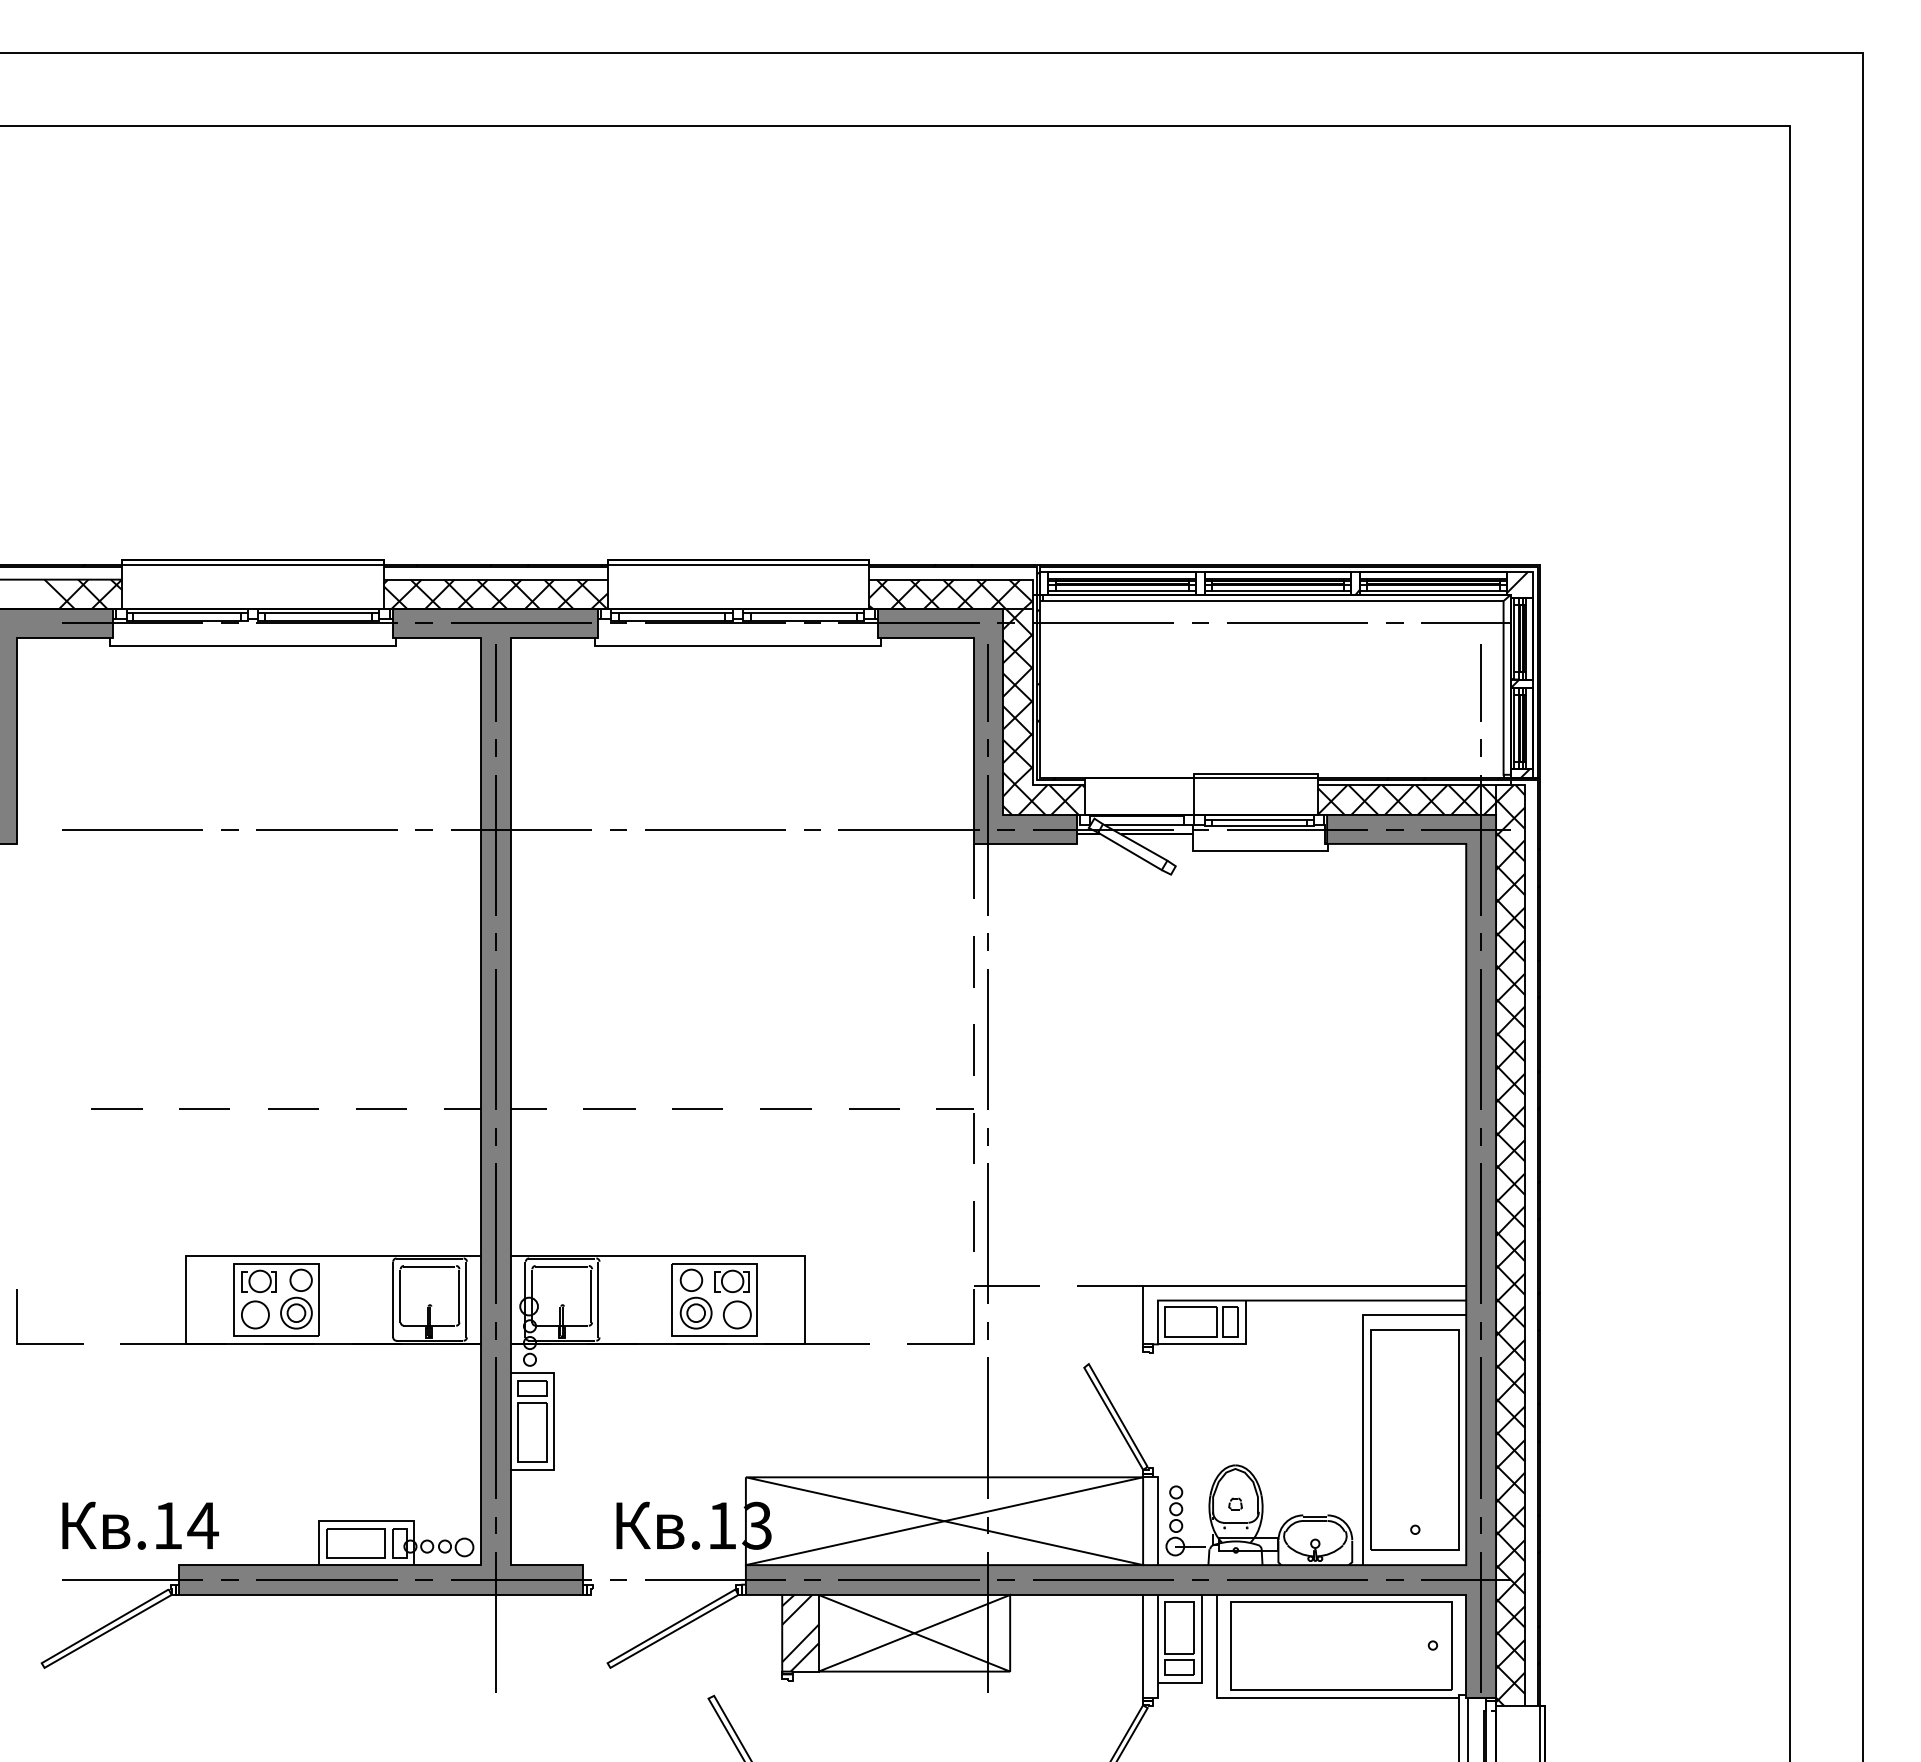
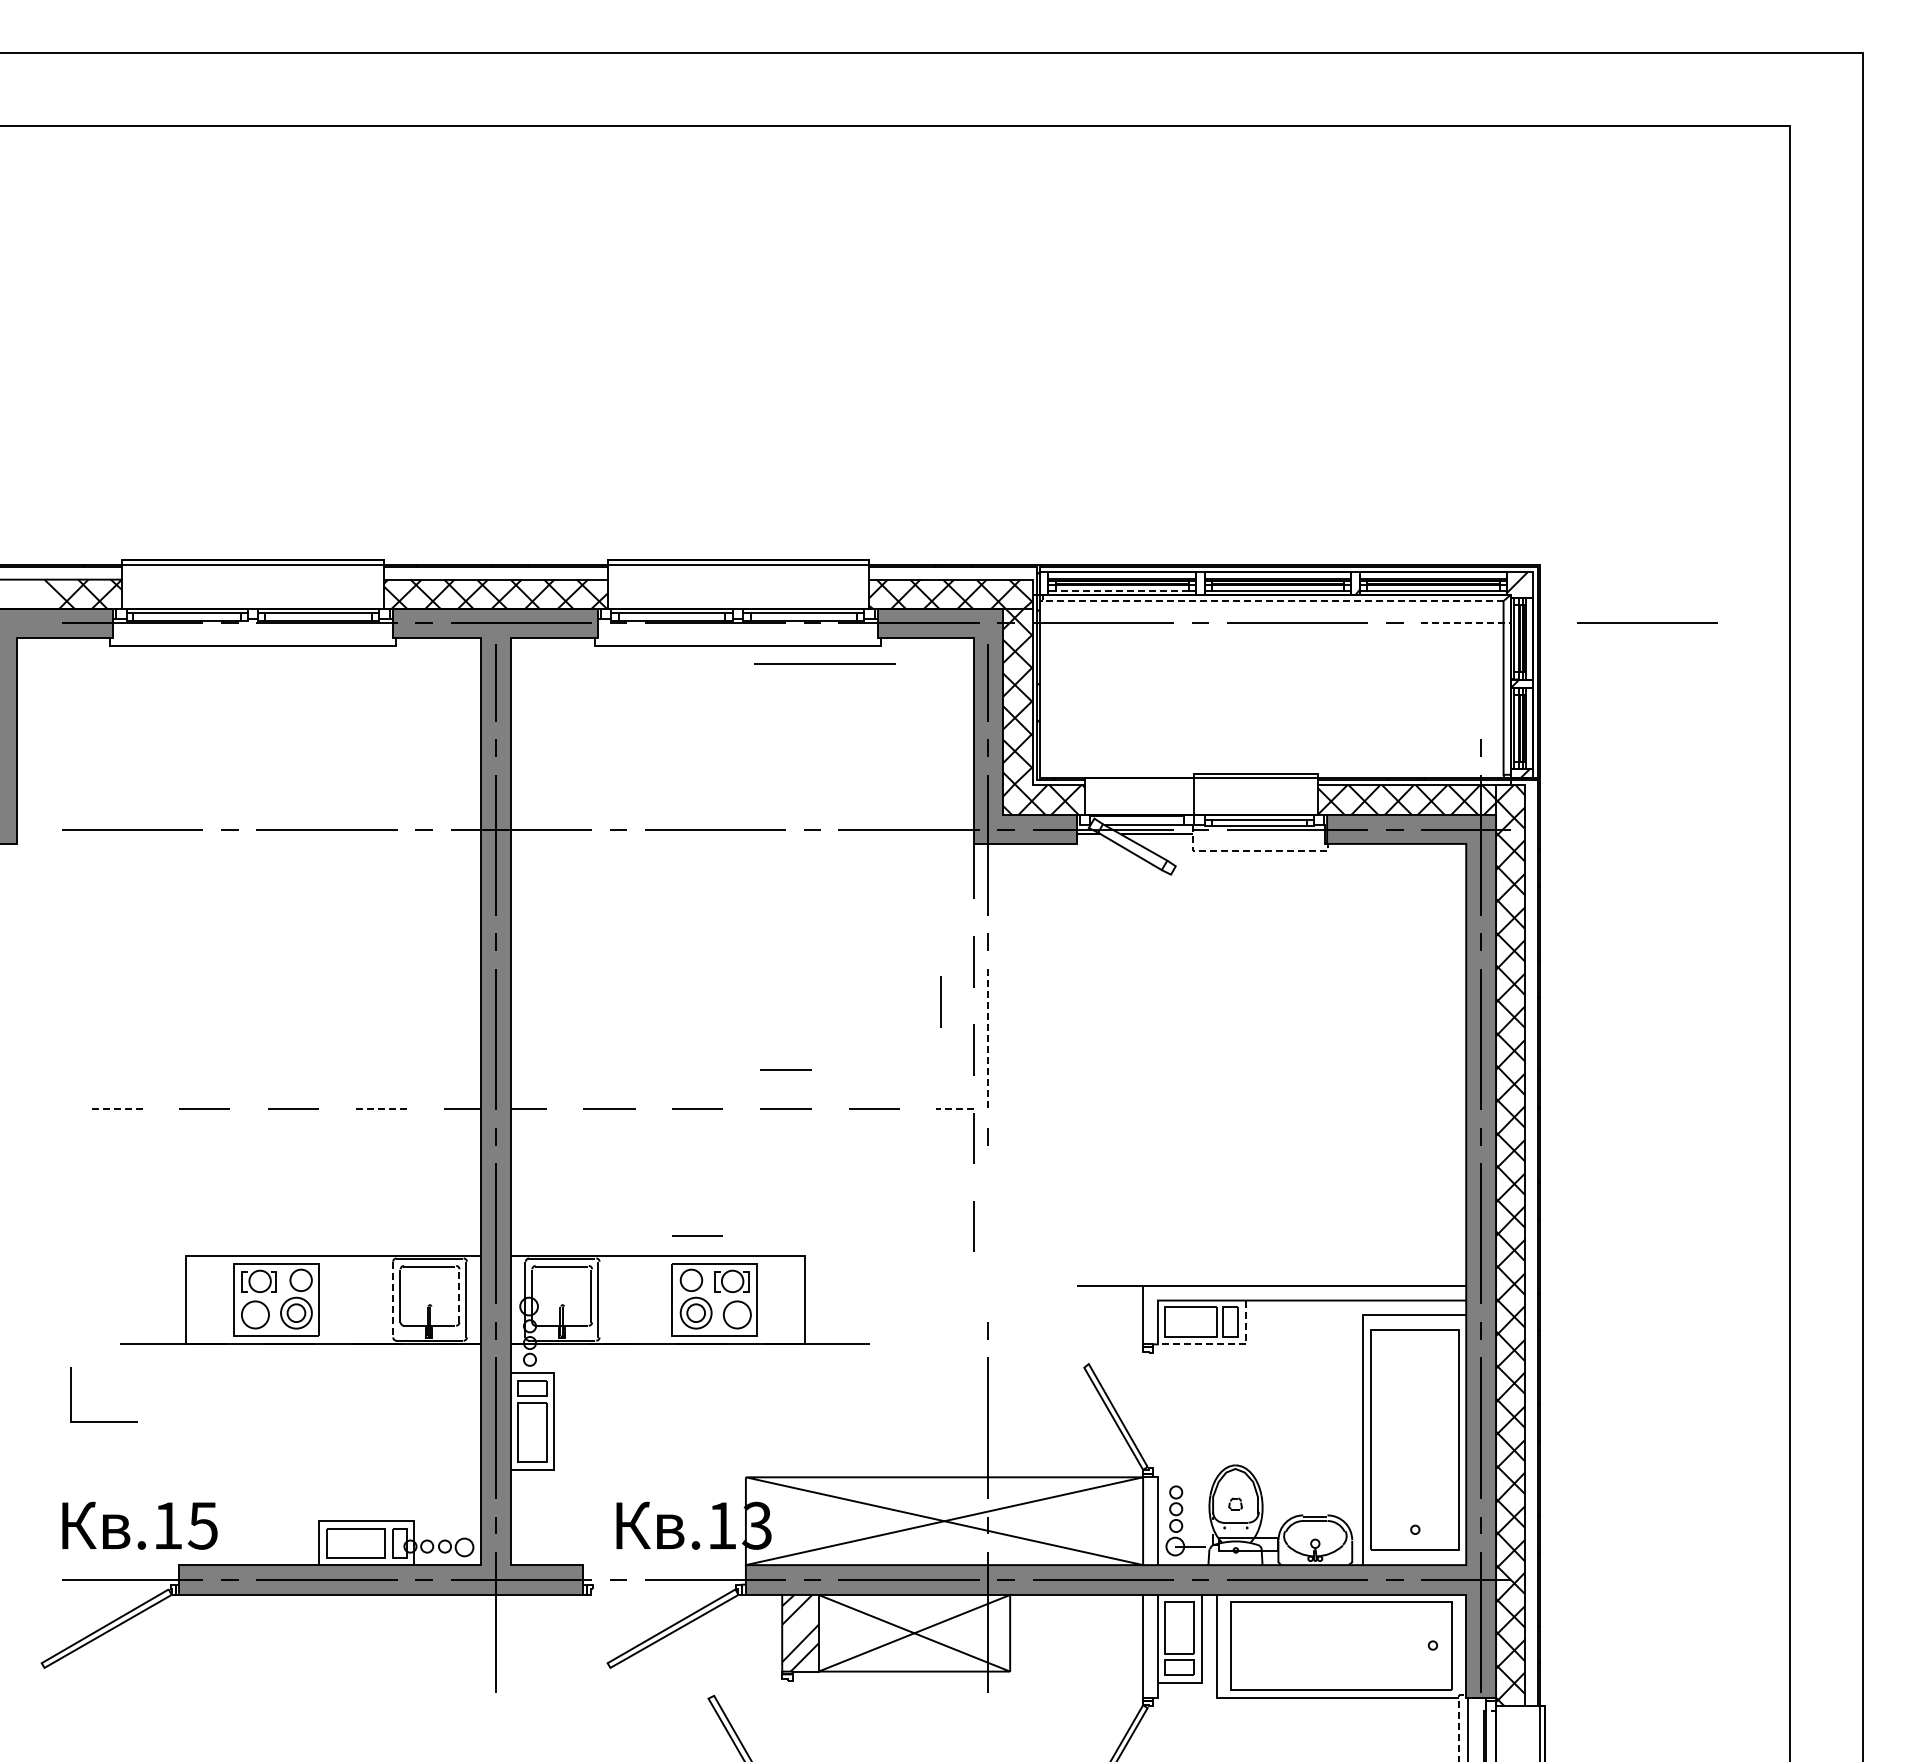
line: solid -> dashed (1121, 590)
line: solid -> dashed (1268, 601)
line: none -> present (1647, 622)
line: solid -> dashed (1466, 623)
line: none -> present (824, 663)
line: present -> none (1480, 682)
line: solid -> dashed (1251, 851)
line: none -> present (940, 1001)
line: solid -> dashed (987, 1039)
line: none -> present (785, 1069)
line: solid -> dashed (116, 1109)
line: solid -> dashed (381, 1109)
line: solid -> dashed (955, 1109)
line: none -> present (697, 1235)
part: present -> none (987, 1253)
line: solid -> dashed (459, 1296)
line: solid -> dashed (392, 1300)
line position: (49, 1343) -> (103, 1421) (103, 1421)
line: solid -> dashed (1223, 1344)
text: .14 -> .15 (202, 1525)
line: solid -> dashed (1458, 1723)
